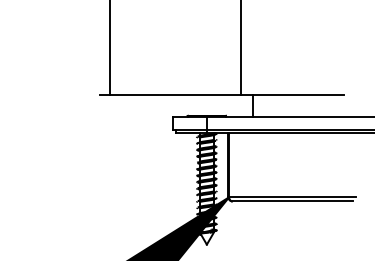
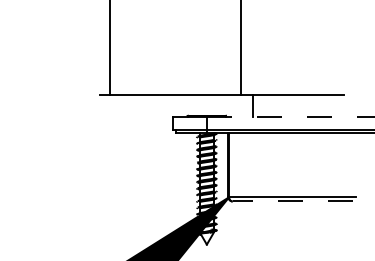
line: solid -> dashed (290, 116)
line: solid -> dashed (292, 201)
